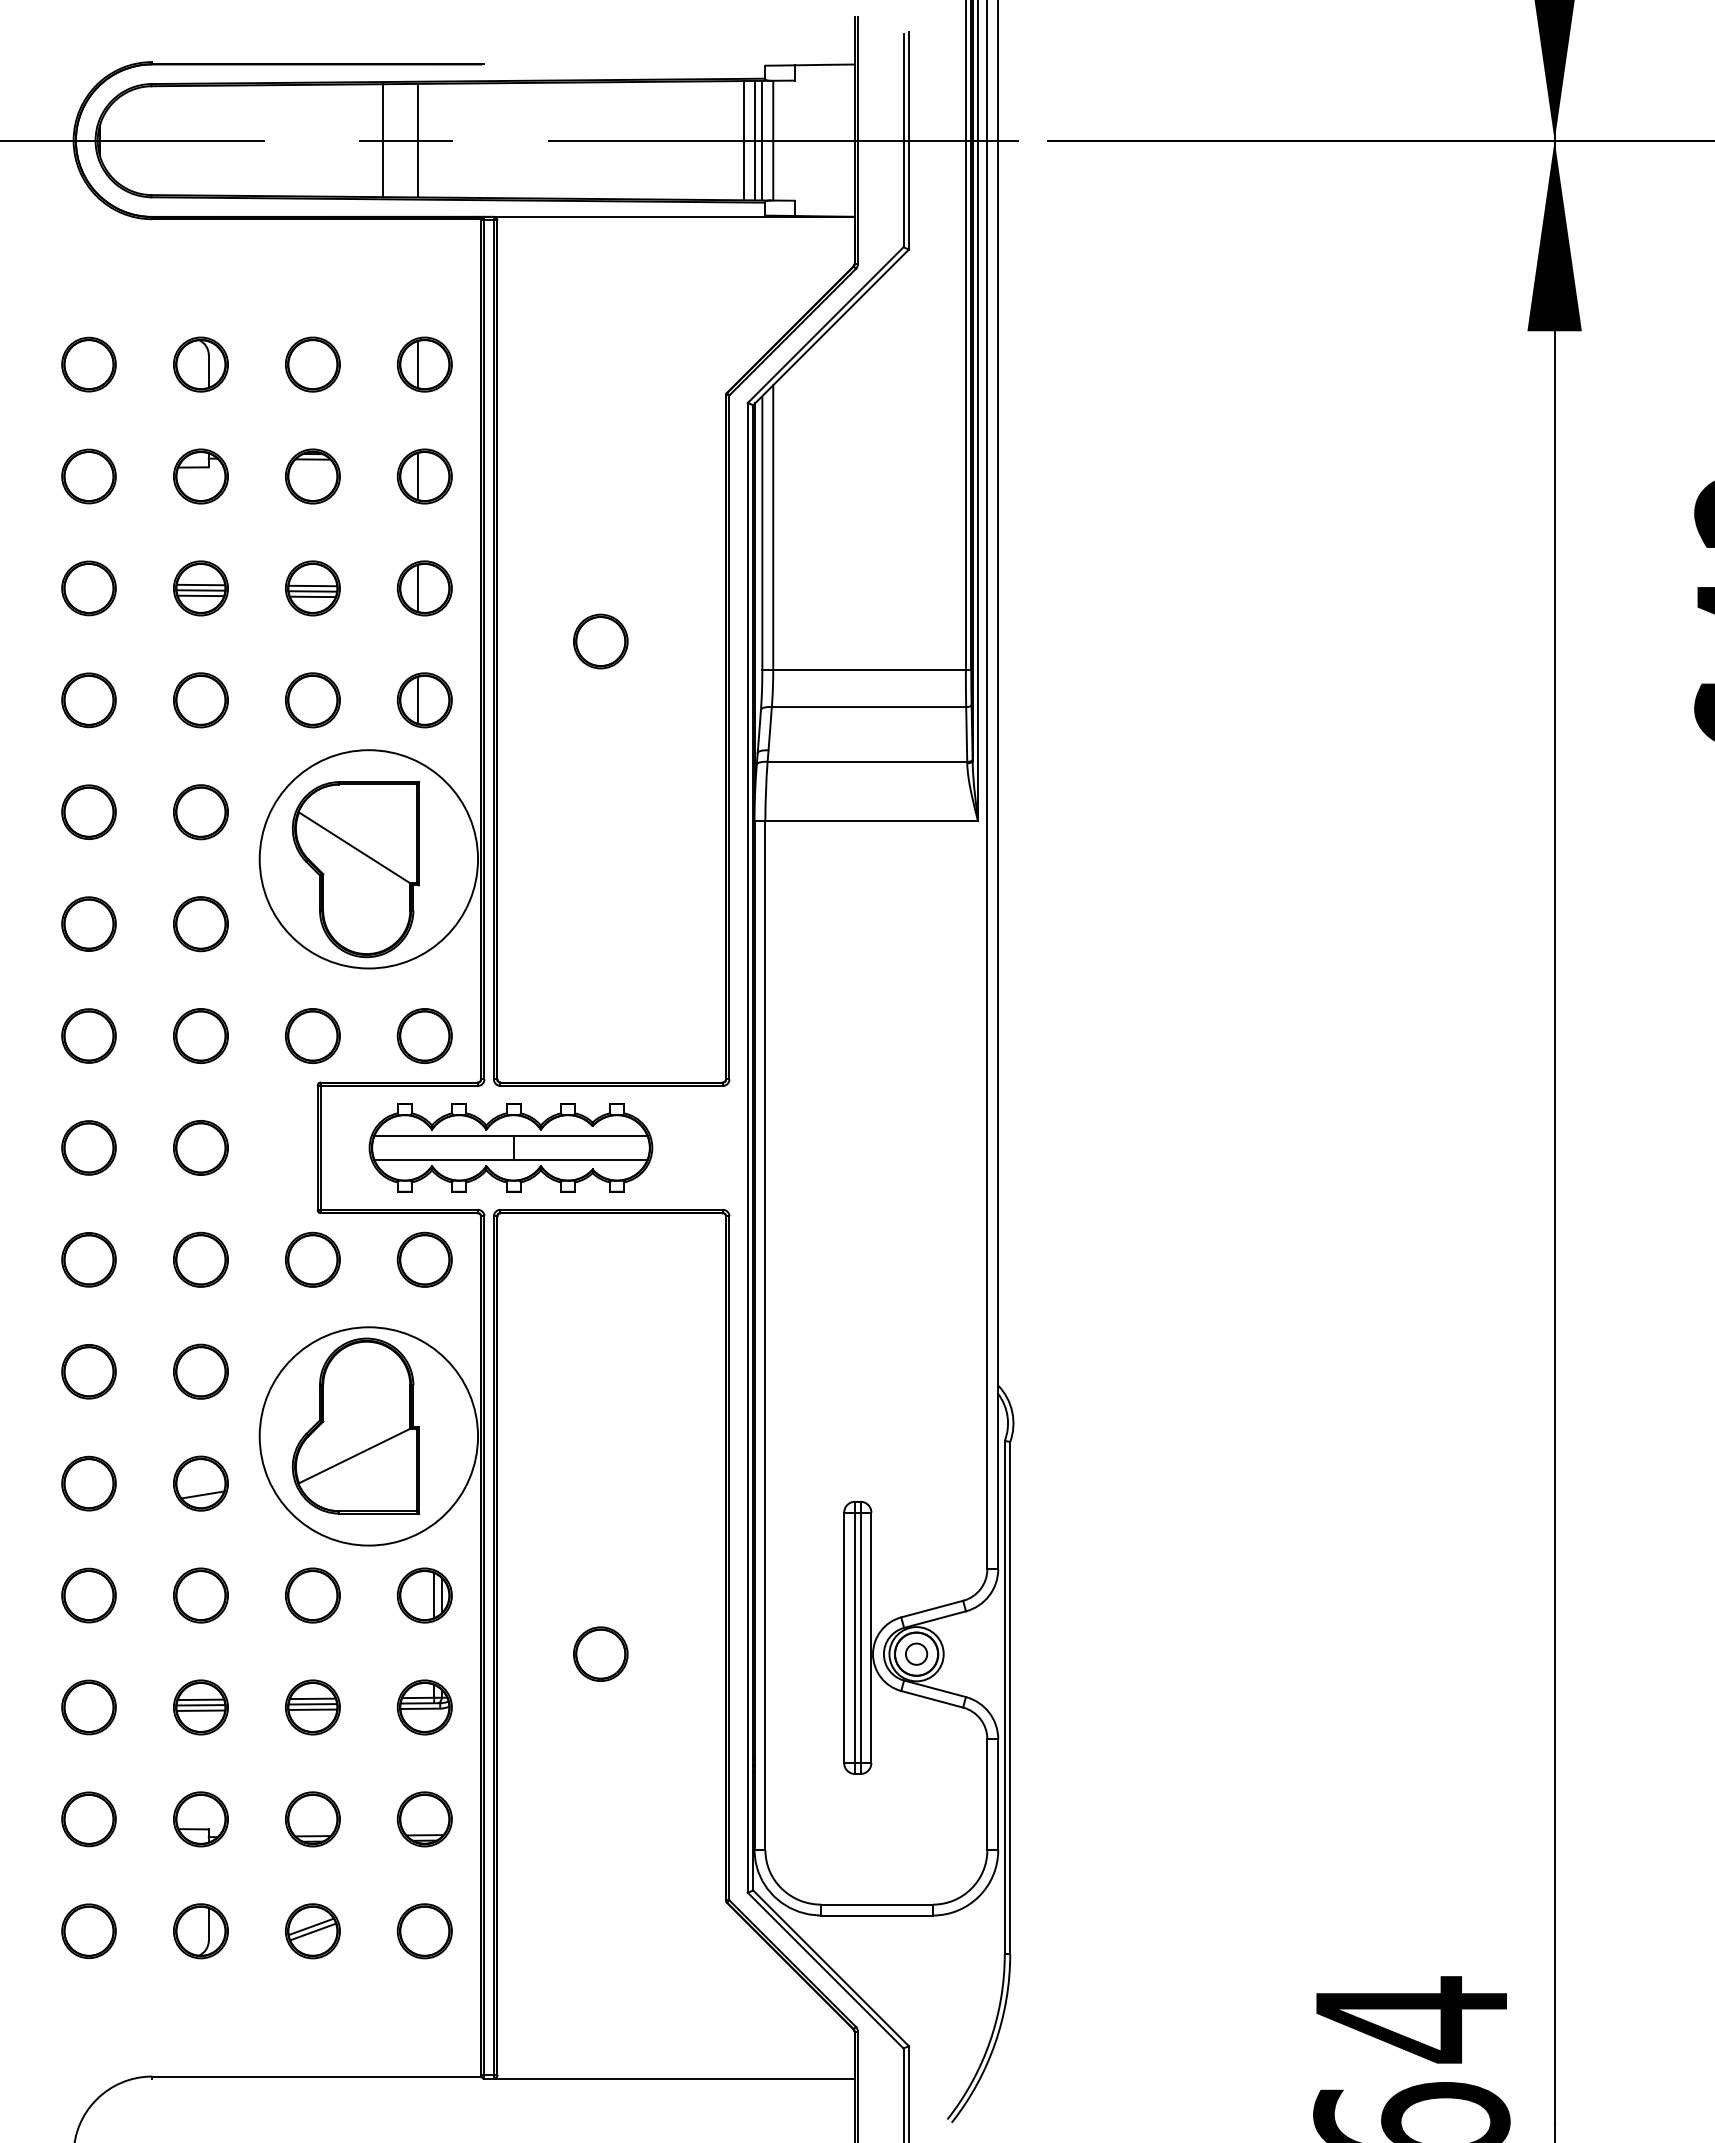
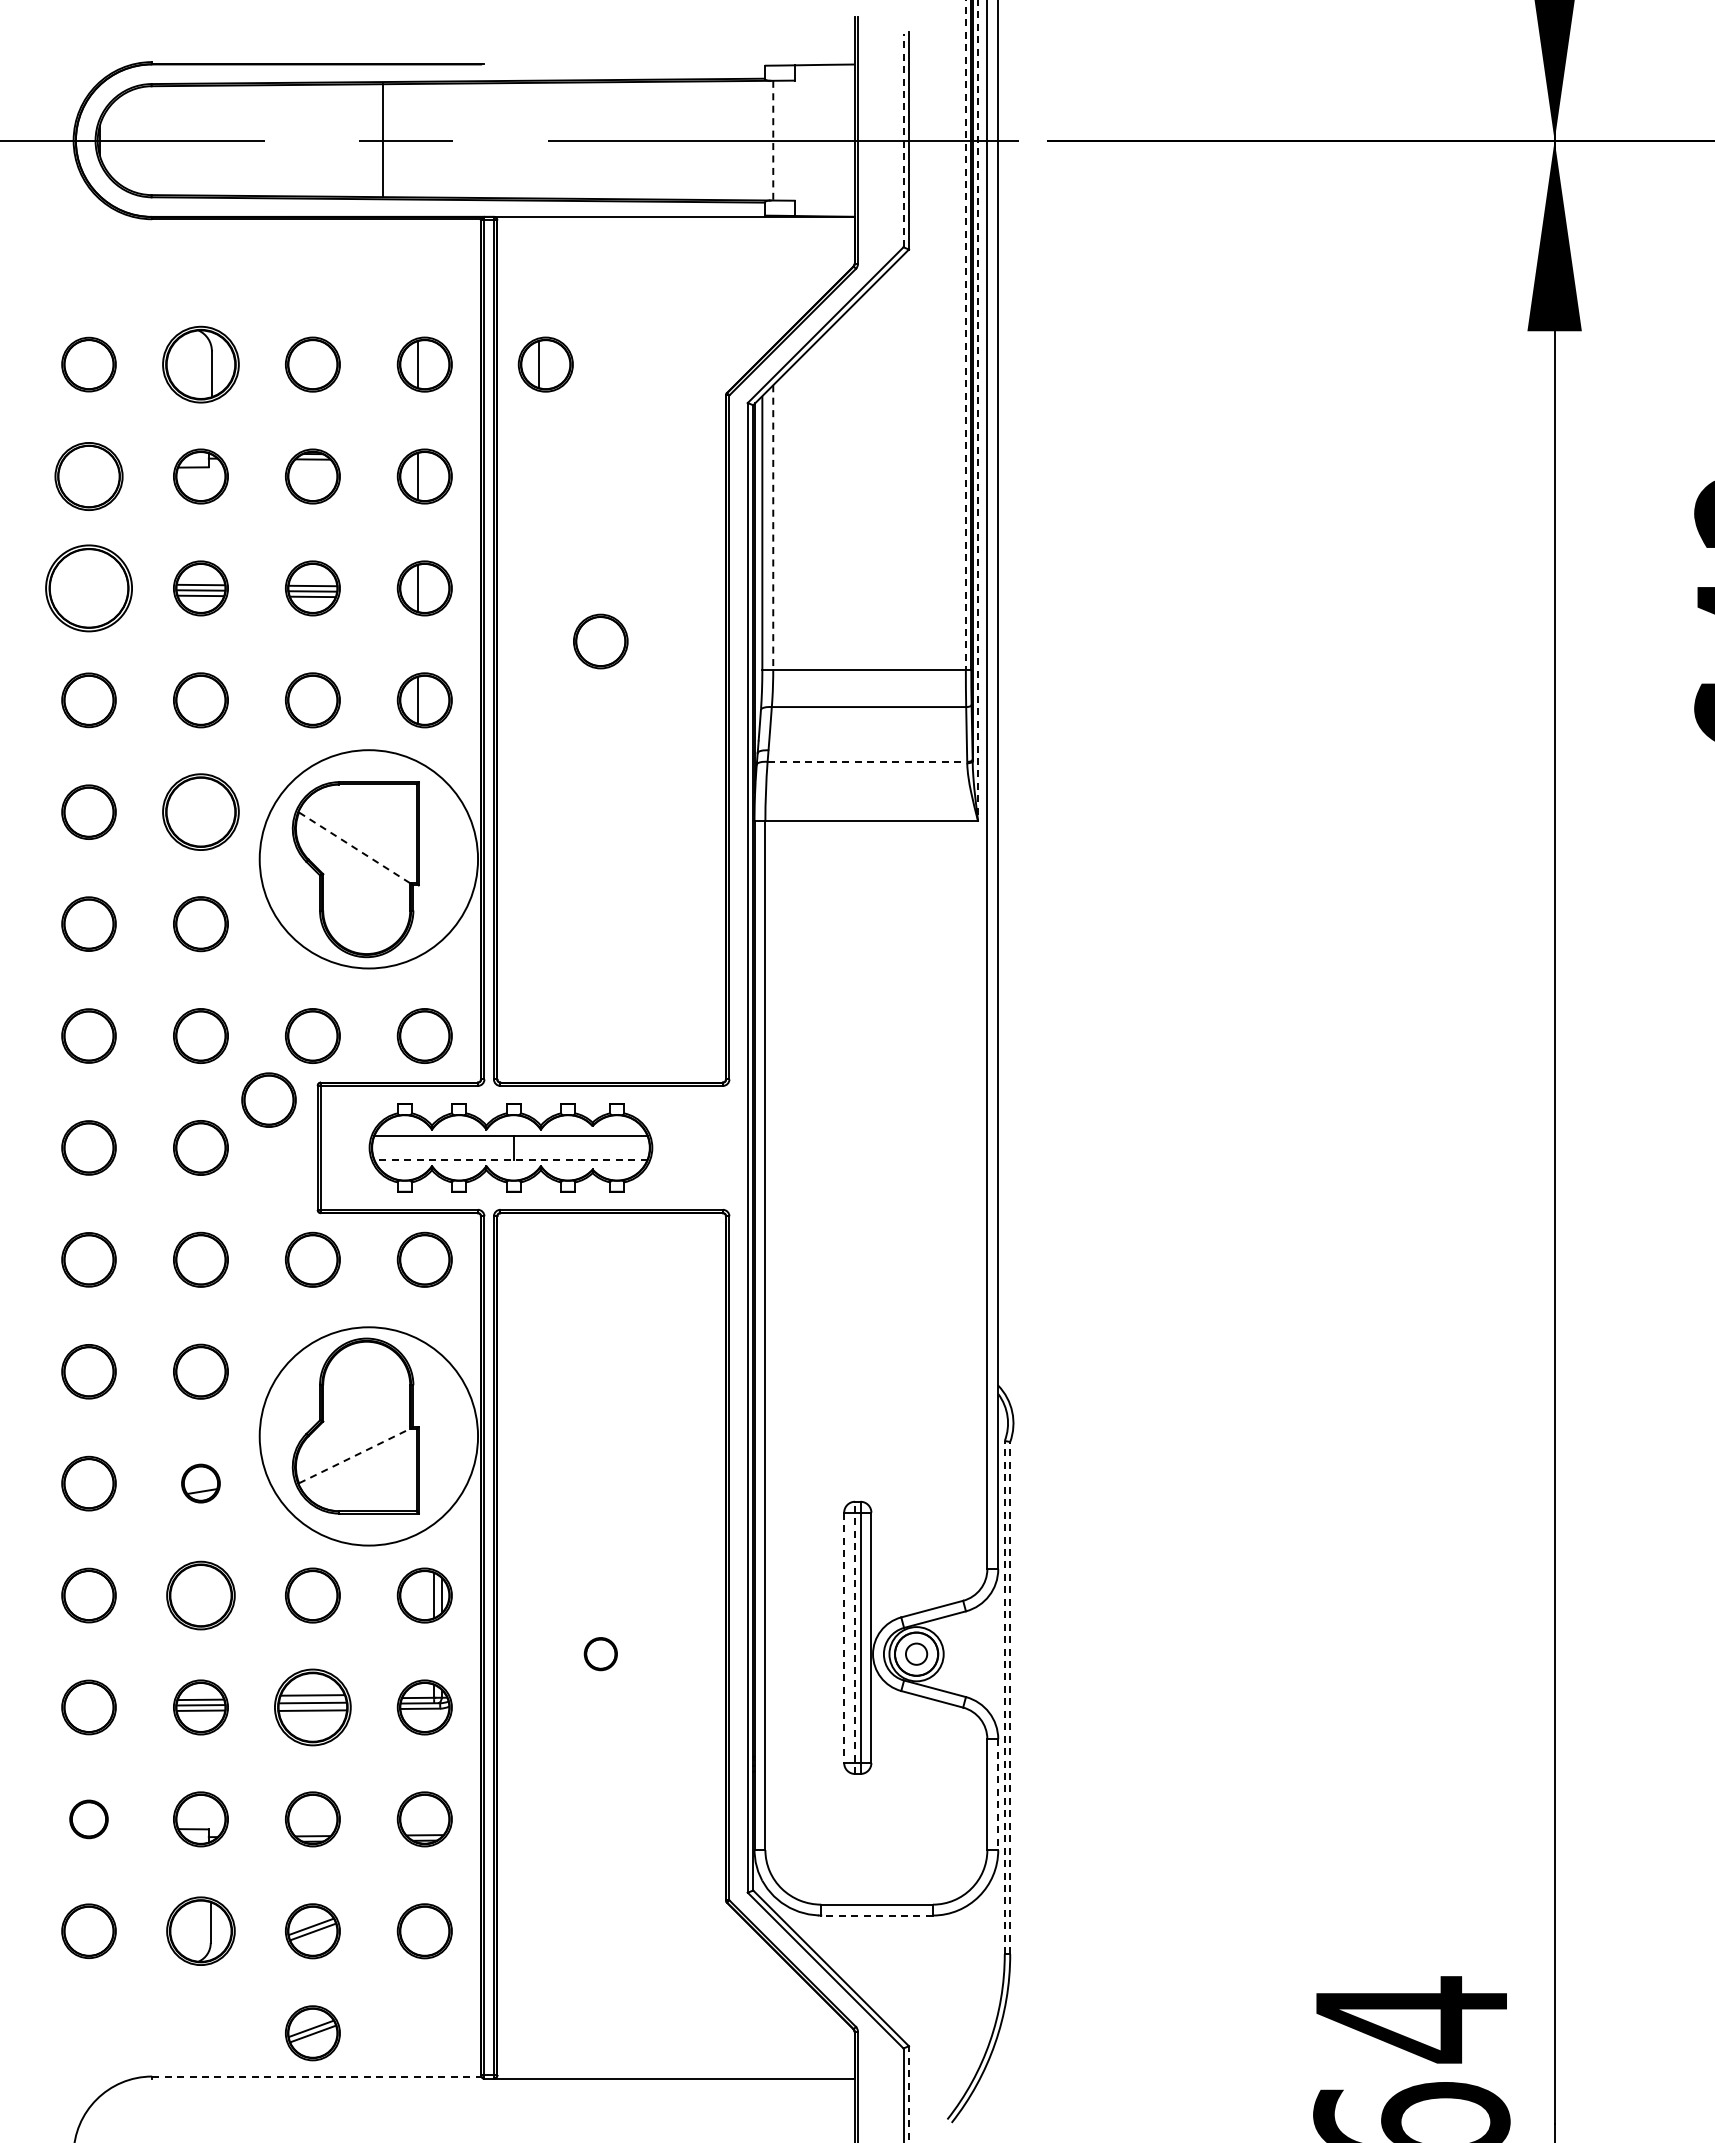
line: present -> none (418, 140)
line: present -> none (744, 140)
line: present -> none (755, 140)
line: present -> none (762, 140)
line: solid -> dashed (773, 140)
line: solid -> dashed (903, 140)
line: solid -> dashed (965, 335)
part size: 56x57 px -> 78x79 px (200, 364)
part: none -> present (545, 364)
line: solid -> dashed (978, 411)
part size: 56x57 px -> 70x69 px (88, 476)
line: solid -> dashed (773, 528)
part size: 56x57 px -> 88x89 px (88, 588)
line: solid -> dashed (867, 761)
part size: 56x57 px -> 78x78 px (200, 811)
line: solid -> dashed (354, 847)
part: none -> present (268, 1099)
line: solid -> dashed (510, 1159)
line: solid -> dashed (354, 1456)
part size: 56x57 px -> 40x41 px (200, 1483)
part size: 56x57 px -> 70x71 px (200, 1595)
line: solid -> dashed (855, 1637)
line: solid -> dashed (844, 1638)
part size: 56x56 px -> 35x35 px (600, 1654)
line: solid -> dashed (1004, 1697)
line: solid -> dashed (1010, 1697)
part size: 56x57 px -> 78x79 px (312, 1707)
line: solid -> dashed (998, 1794)
part size: 56x57 px -> 40x41 px (88, 1819)
line: solid -> dashed (877, 1915)
part size: 56x57 px -> 70x70 px (200, 1930)
part: none -> present (312, 2033)
line: solid -> dashed (316, 2076)
line: solid -> dashed (908, 2094)
